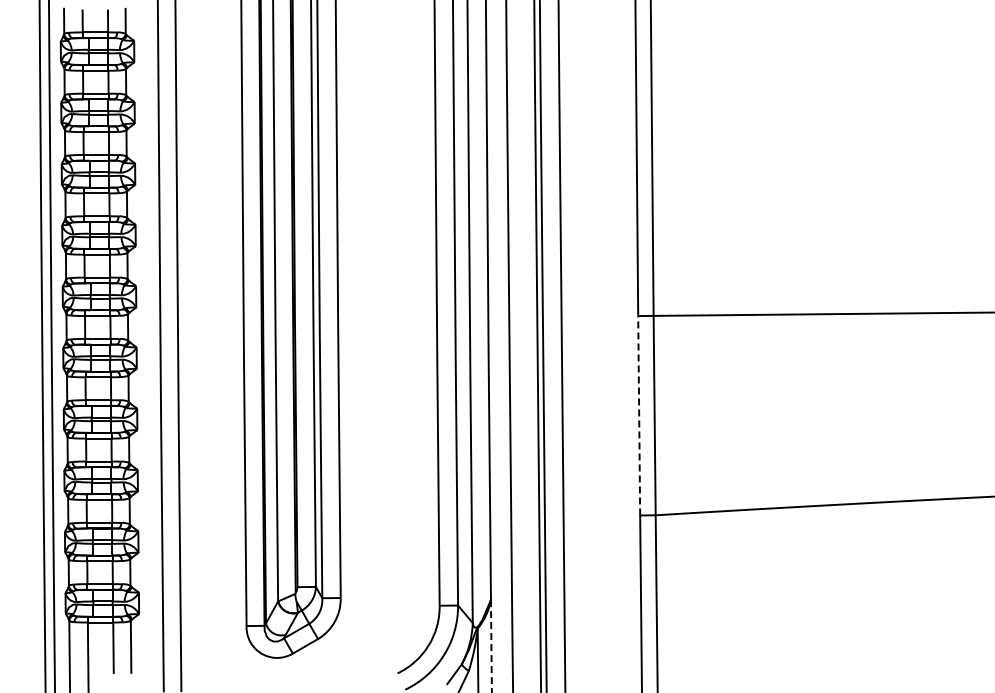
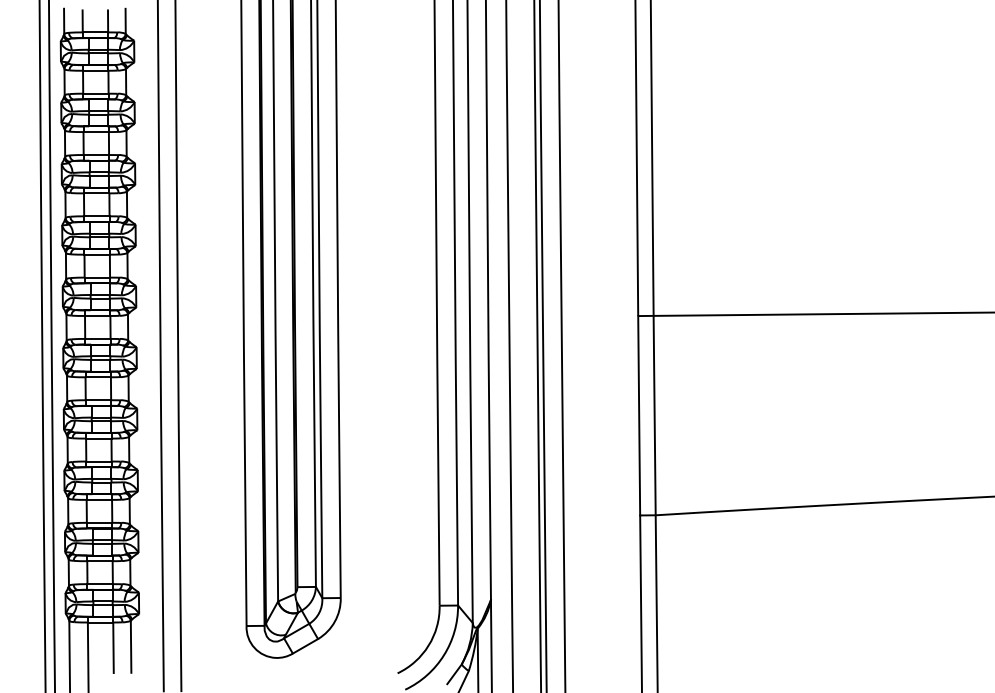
line: dashed -> solid (639, 415)
line: dashed -> solid (491, 646)
